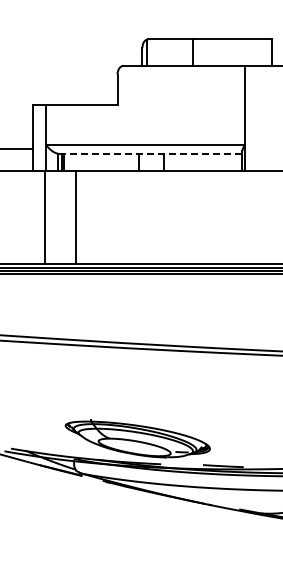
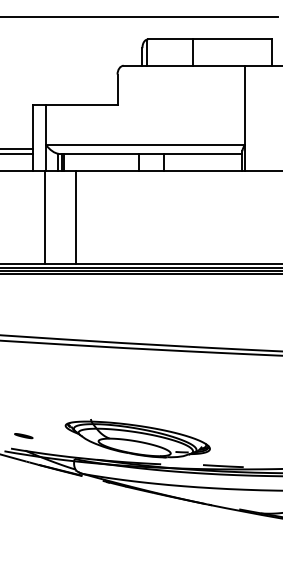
line: none -> present (140, 17)
line: none -> present (17, 153)
line: dashed -> solid (150, 153)
part: none -> present (23, 436)
